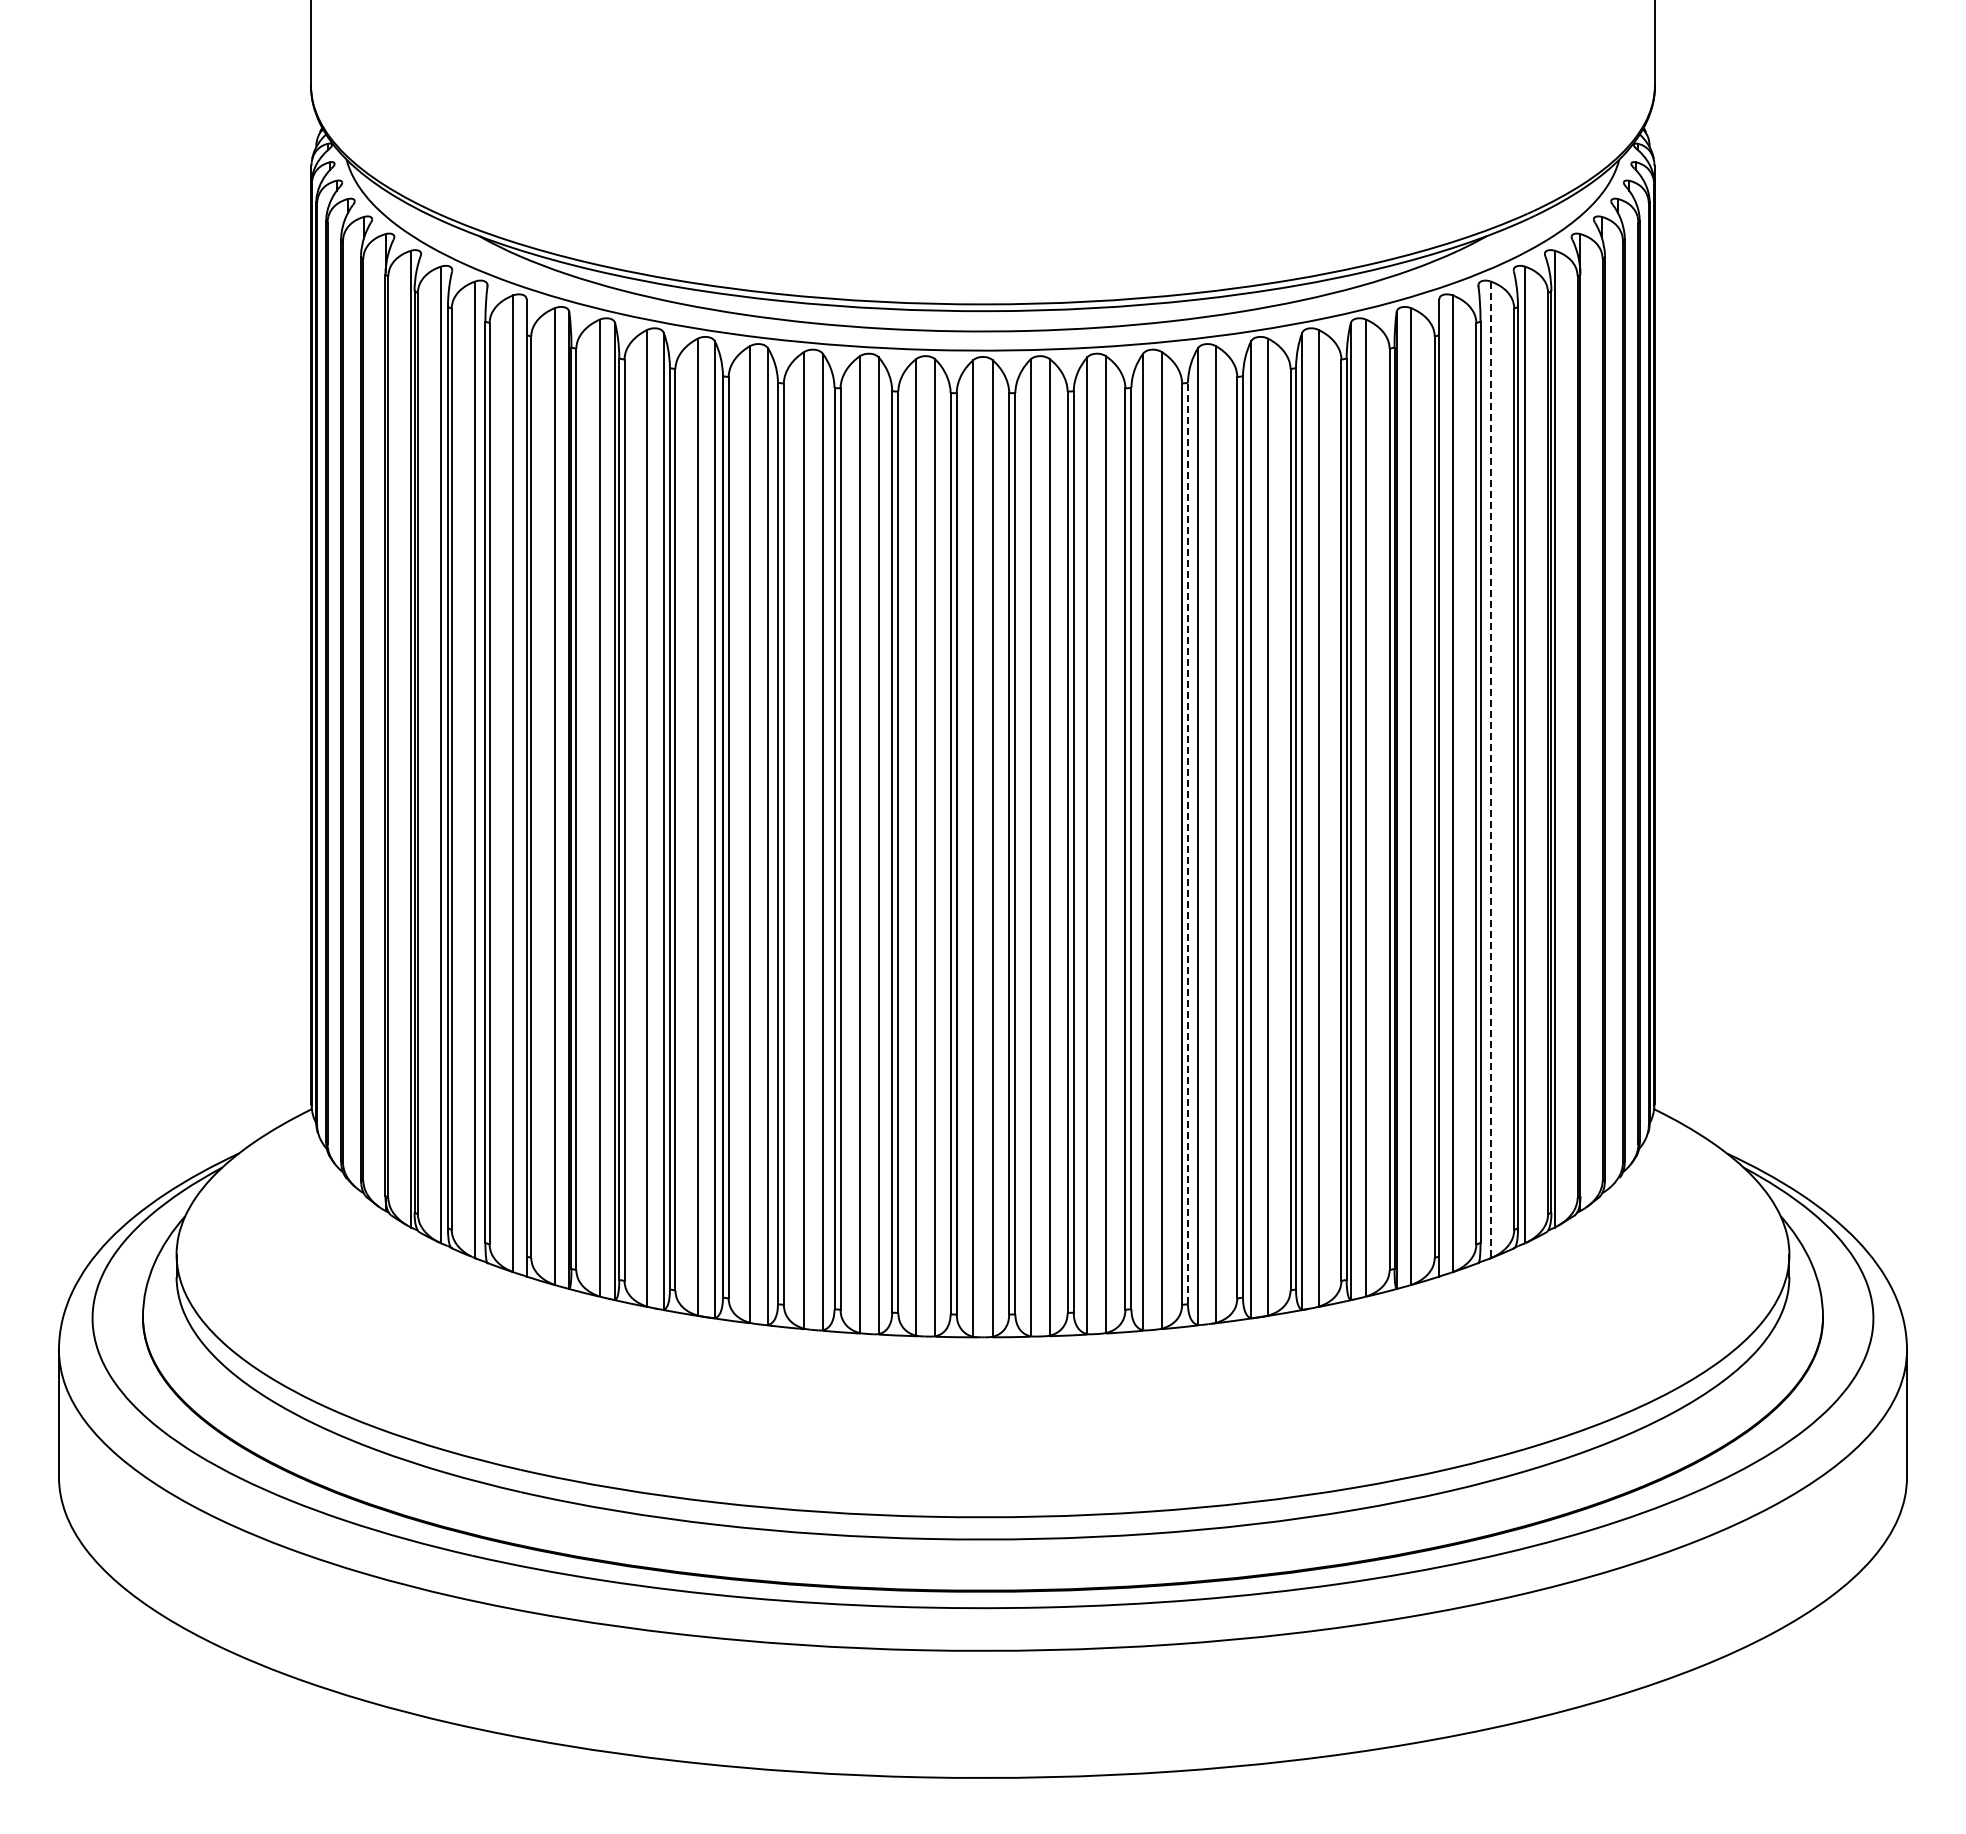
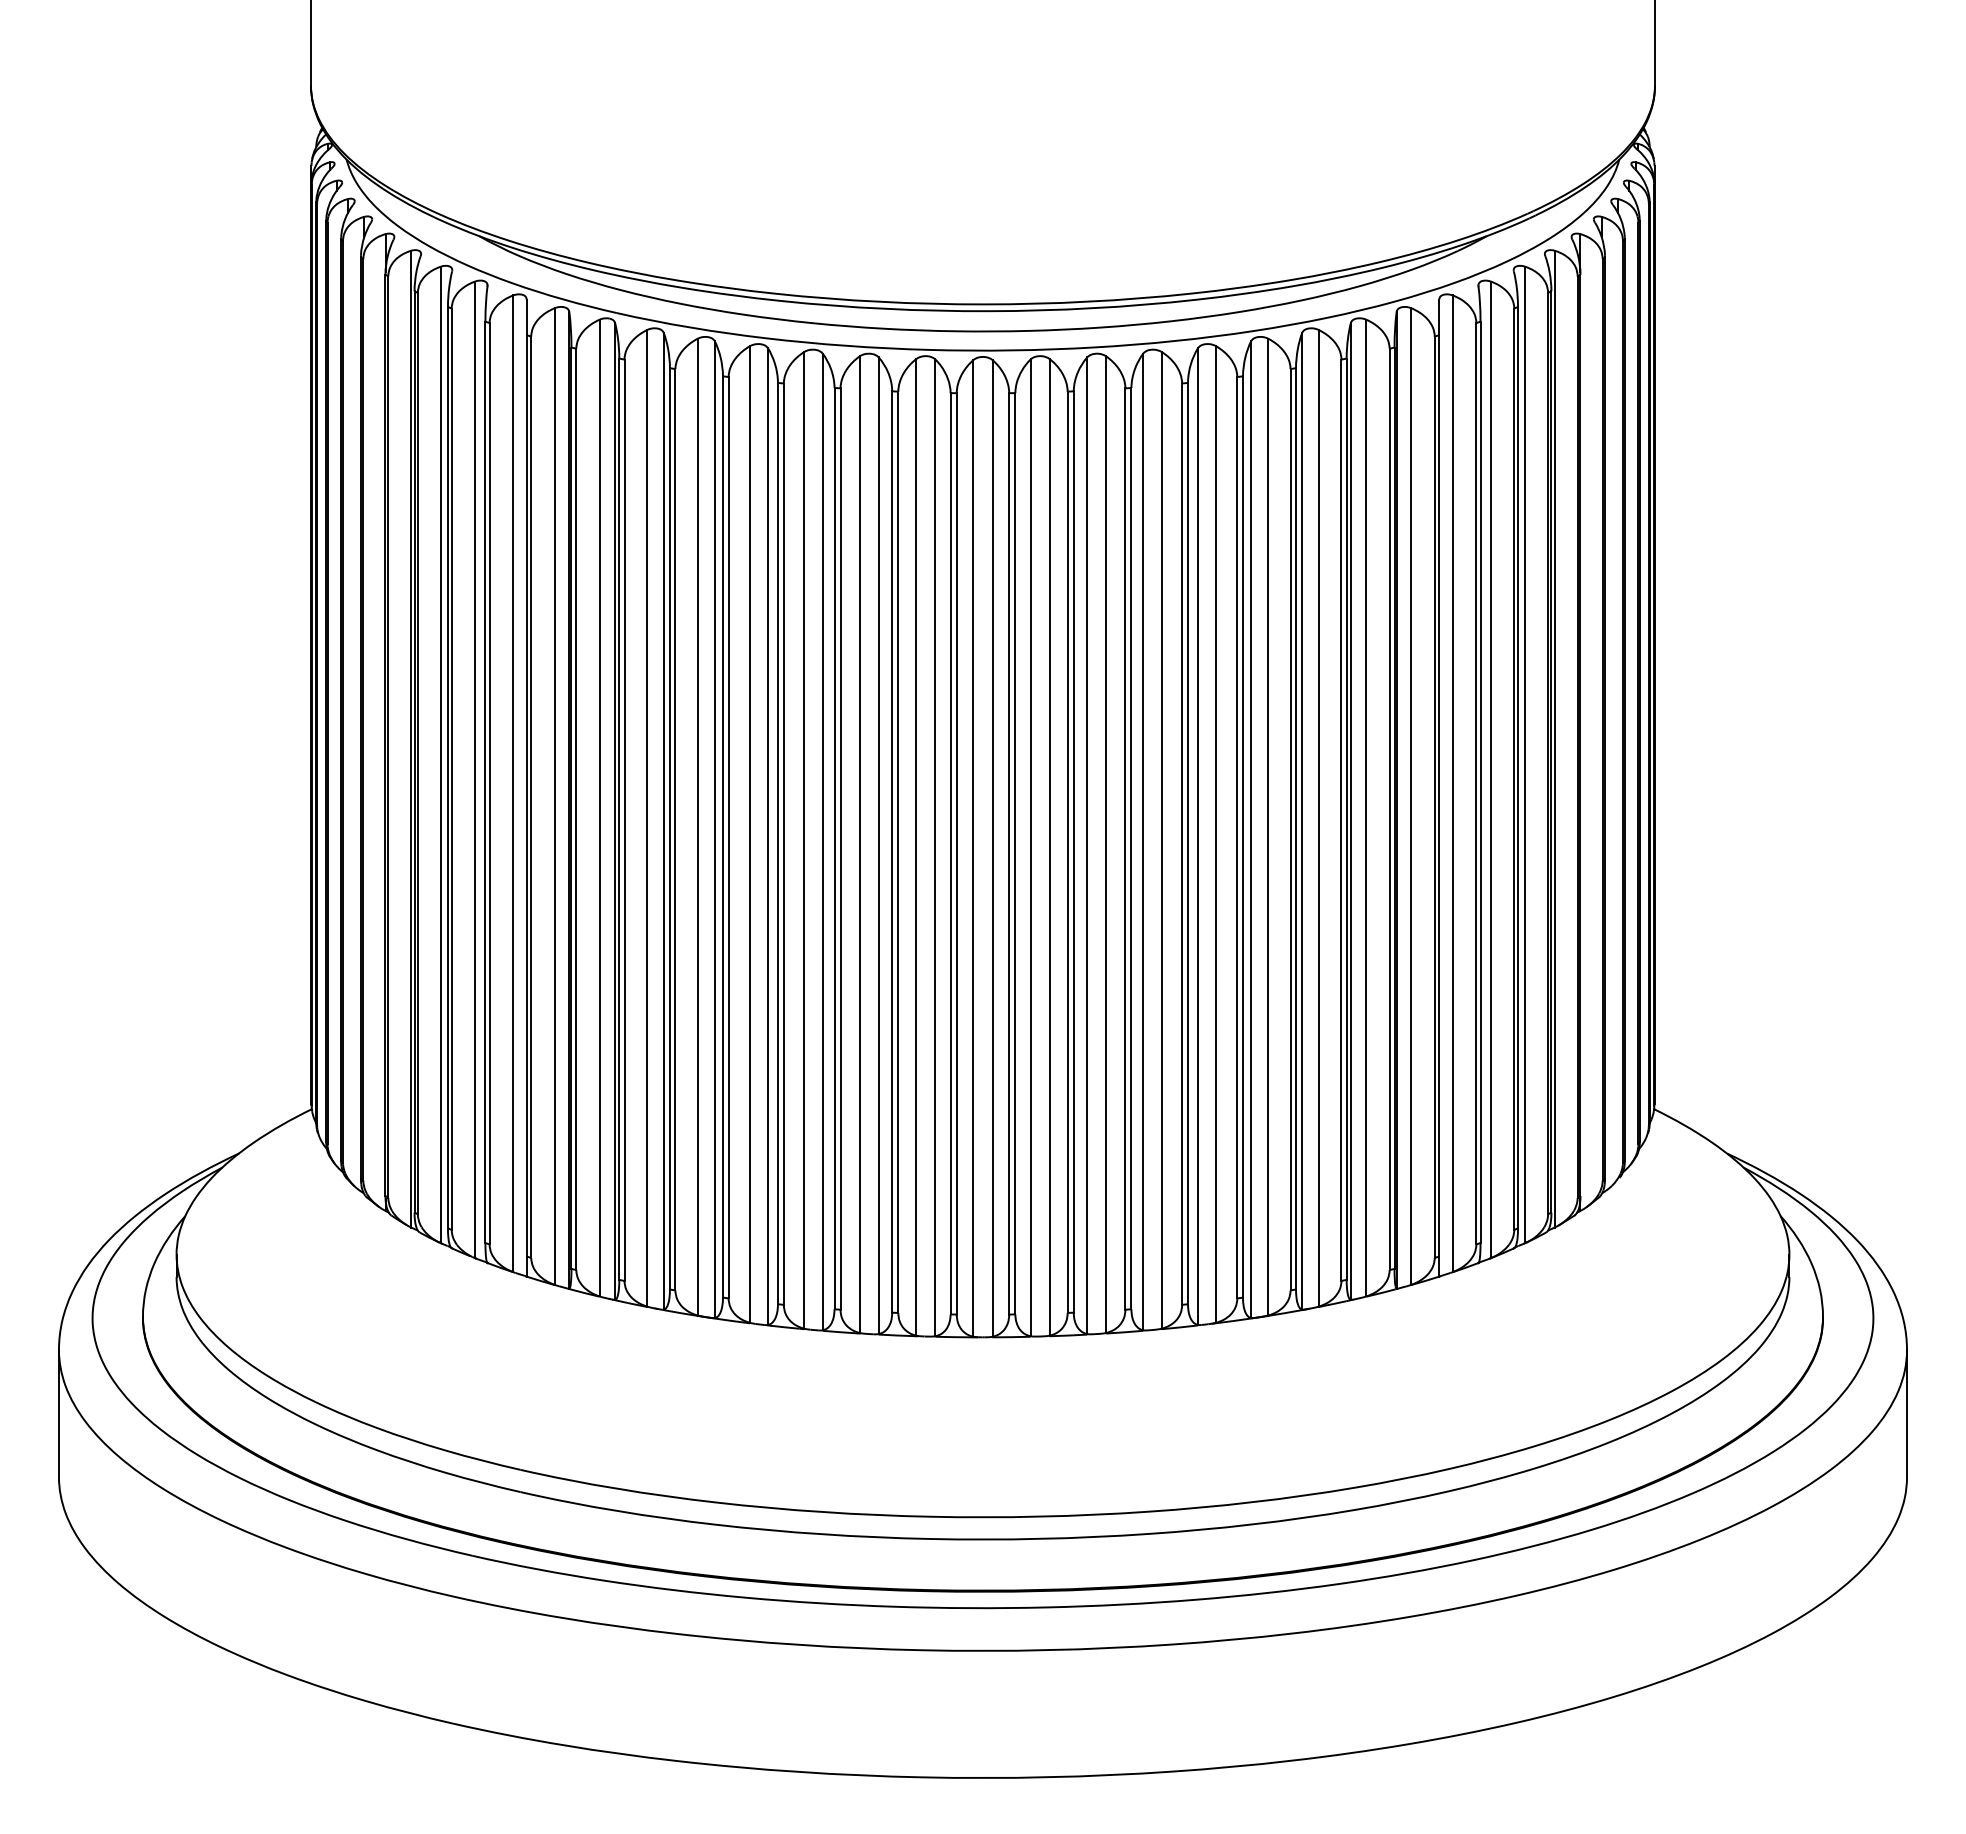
line: dashed -> solid (1490, 770)
line: dashed -> solid (1188, 843)
